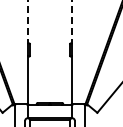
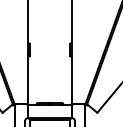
line: dashed -> solid (28, 22)
line: dashed -> solid (71, 22)
